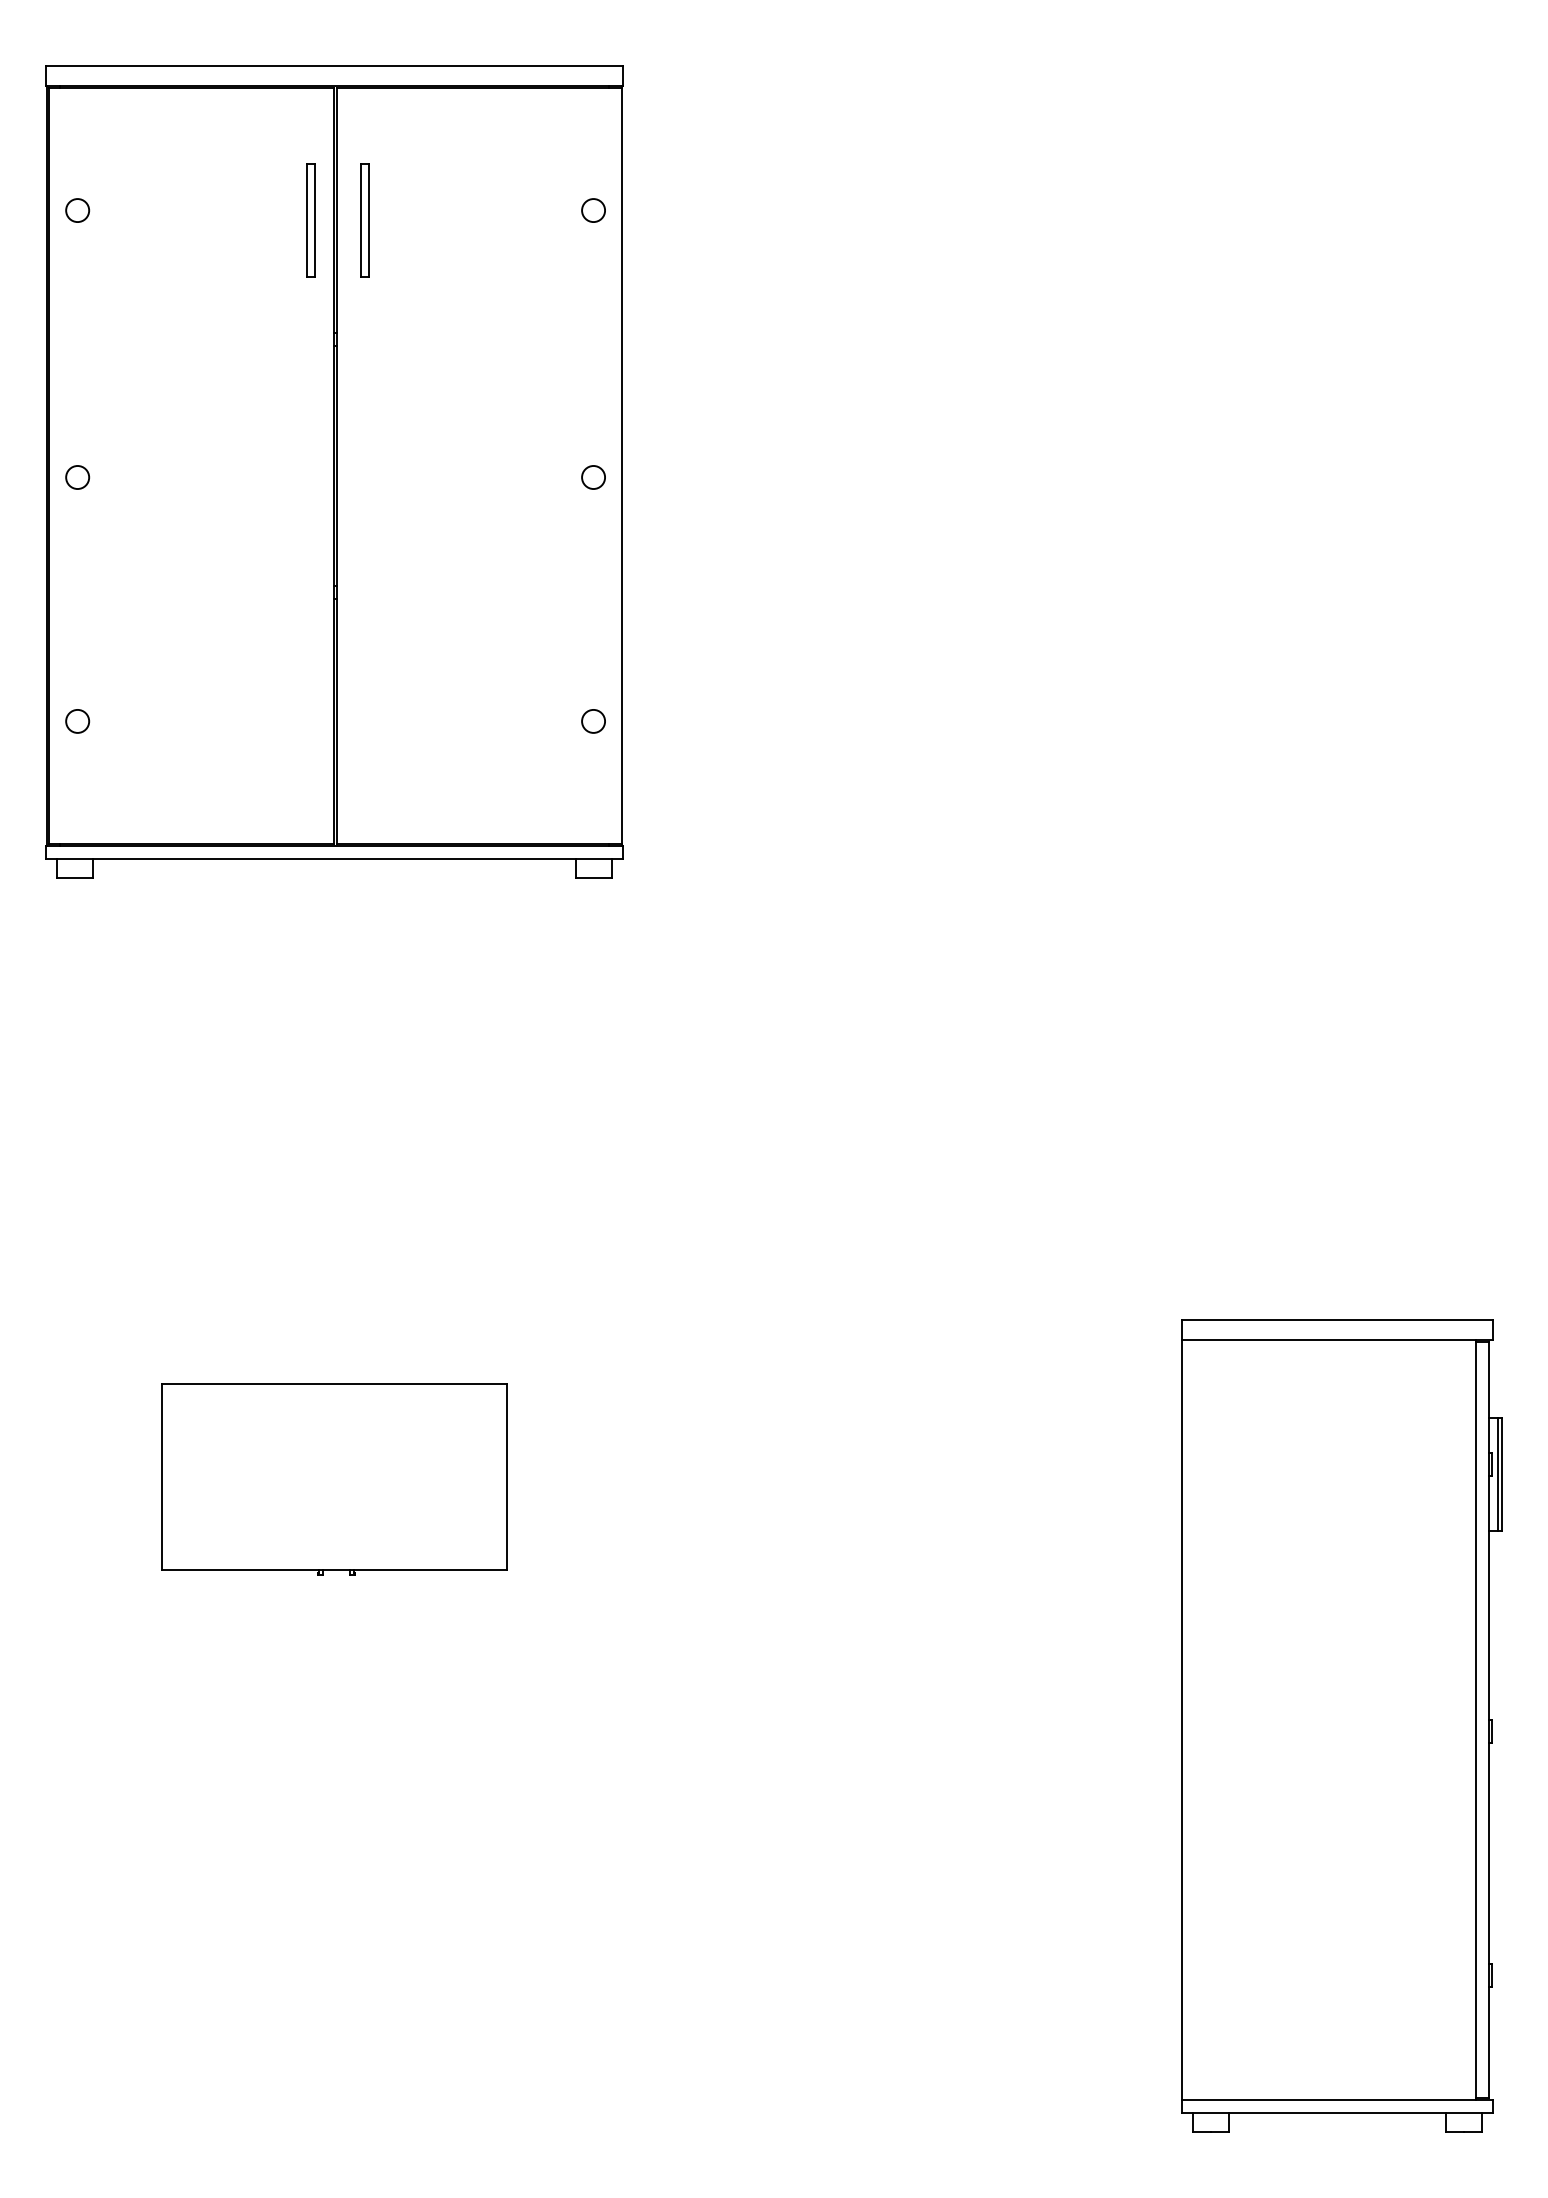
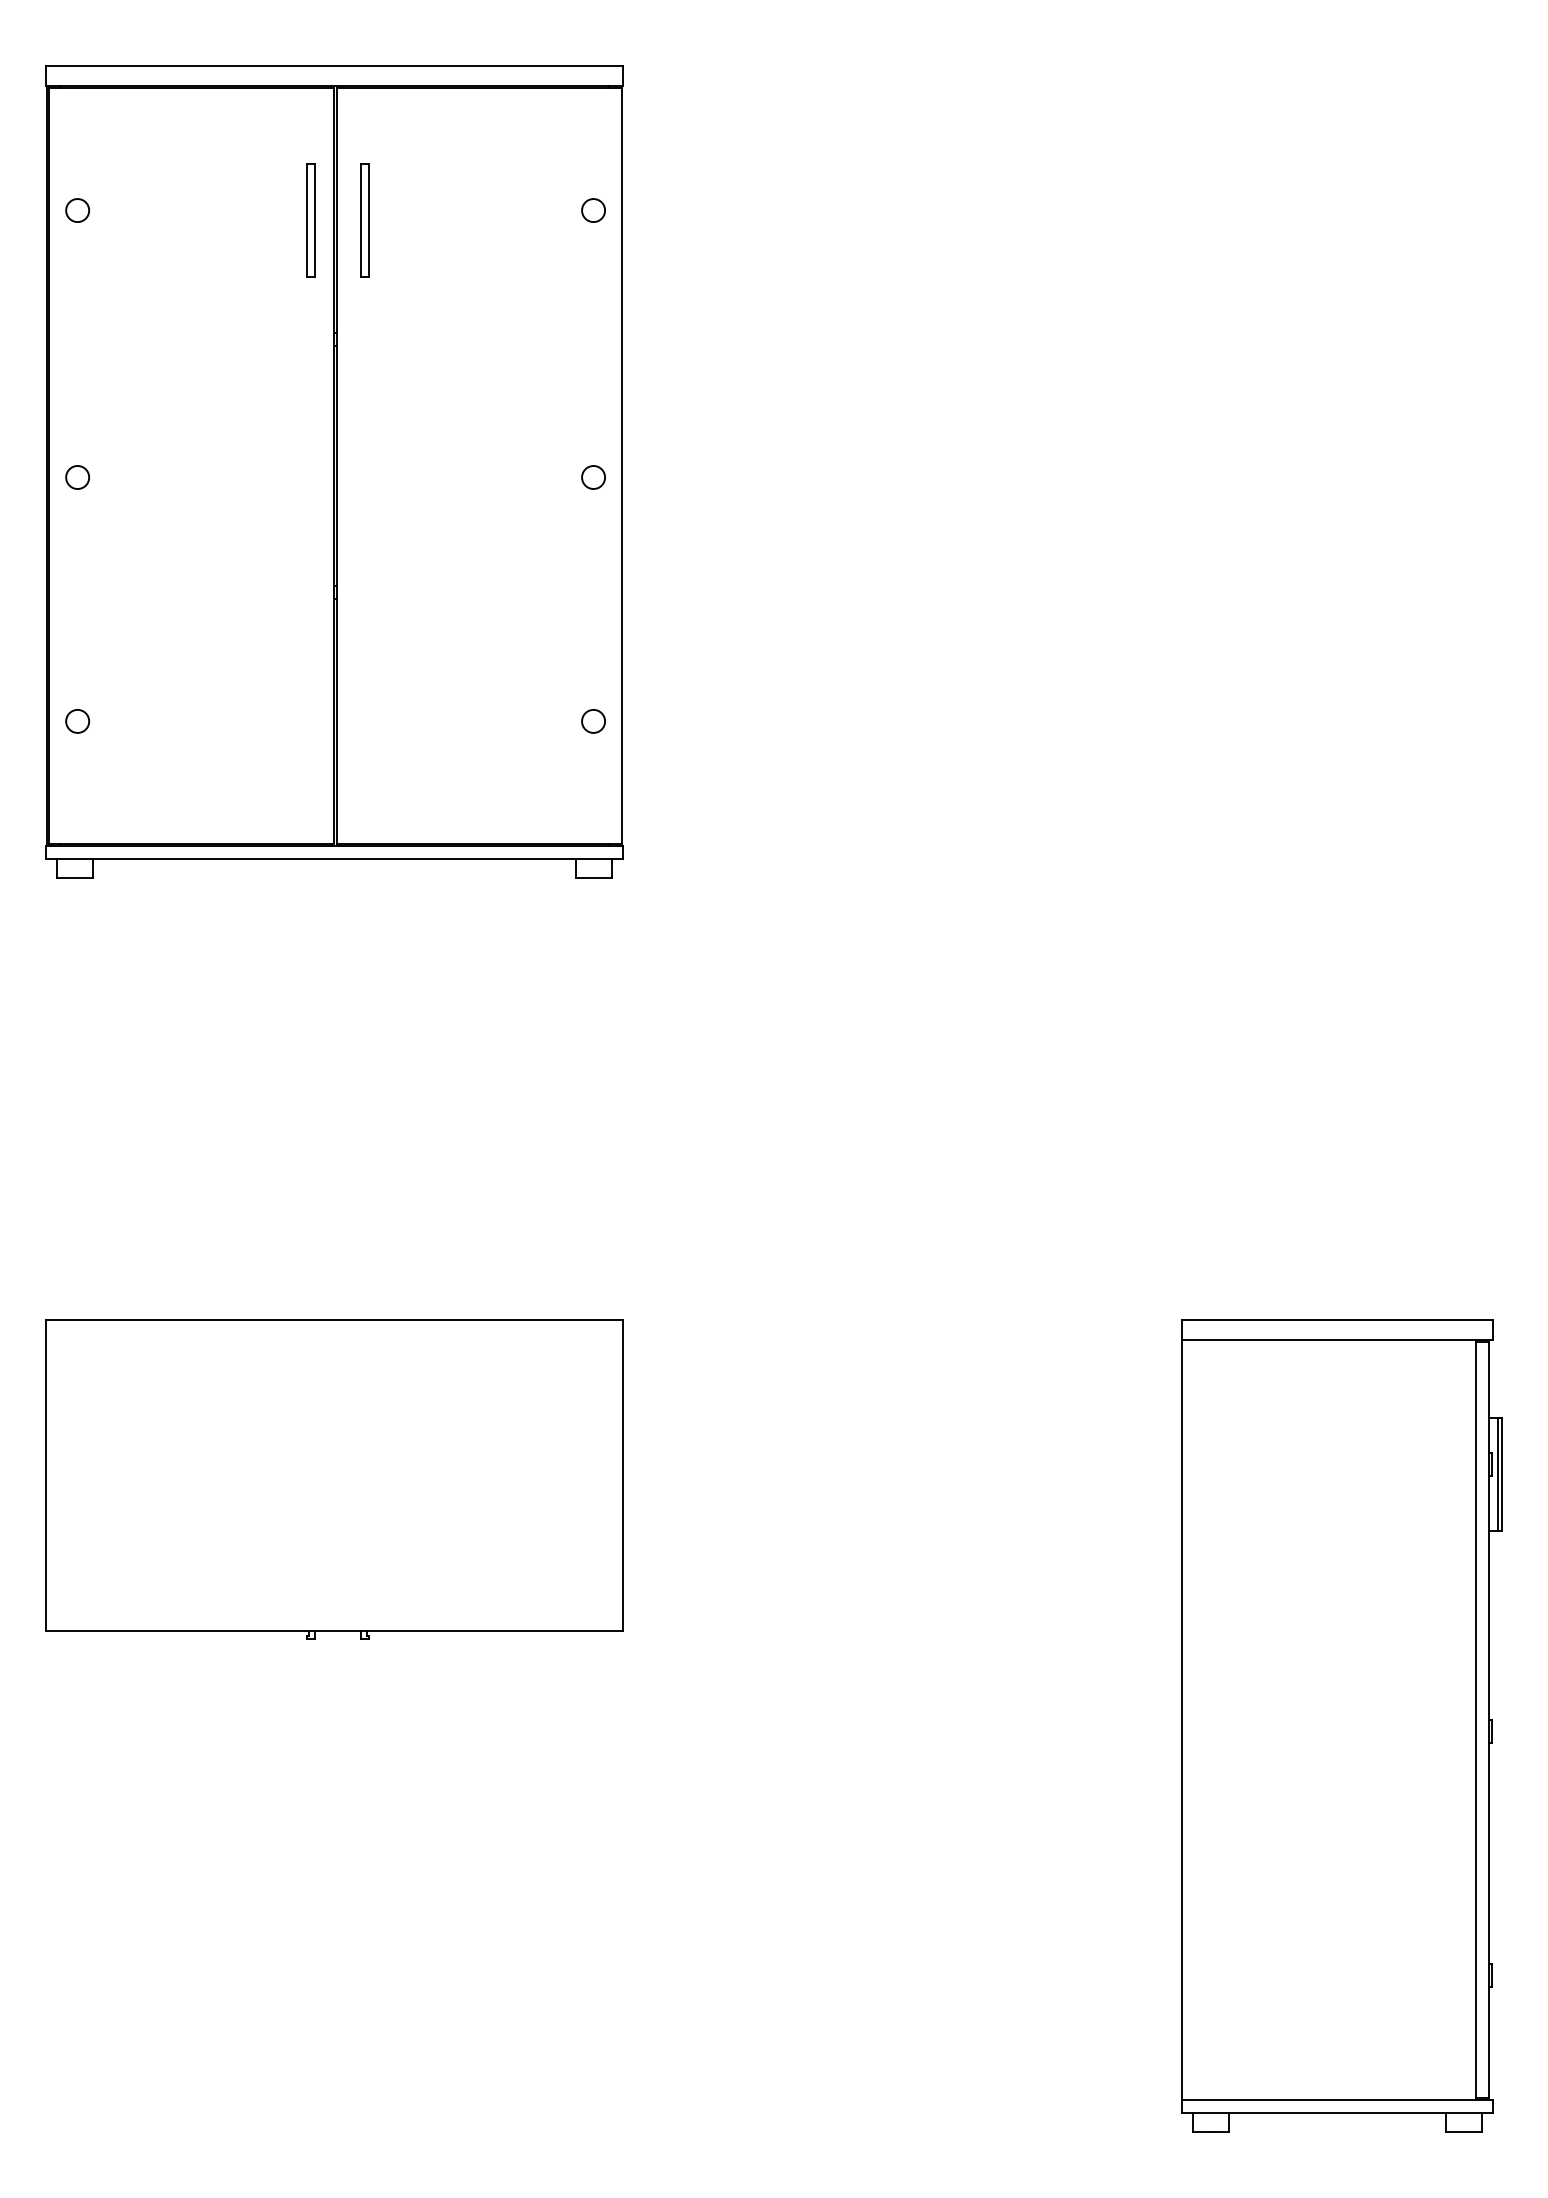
part size: 347x193 px -> 579x321 px (334, 1479)
